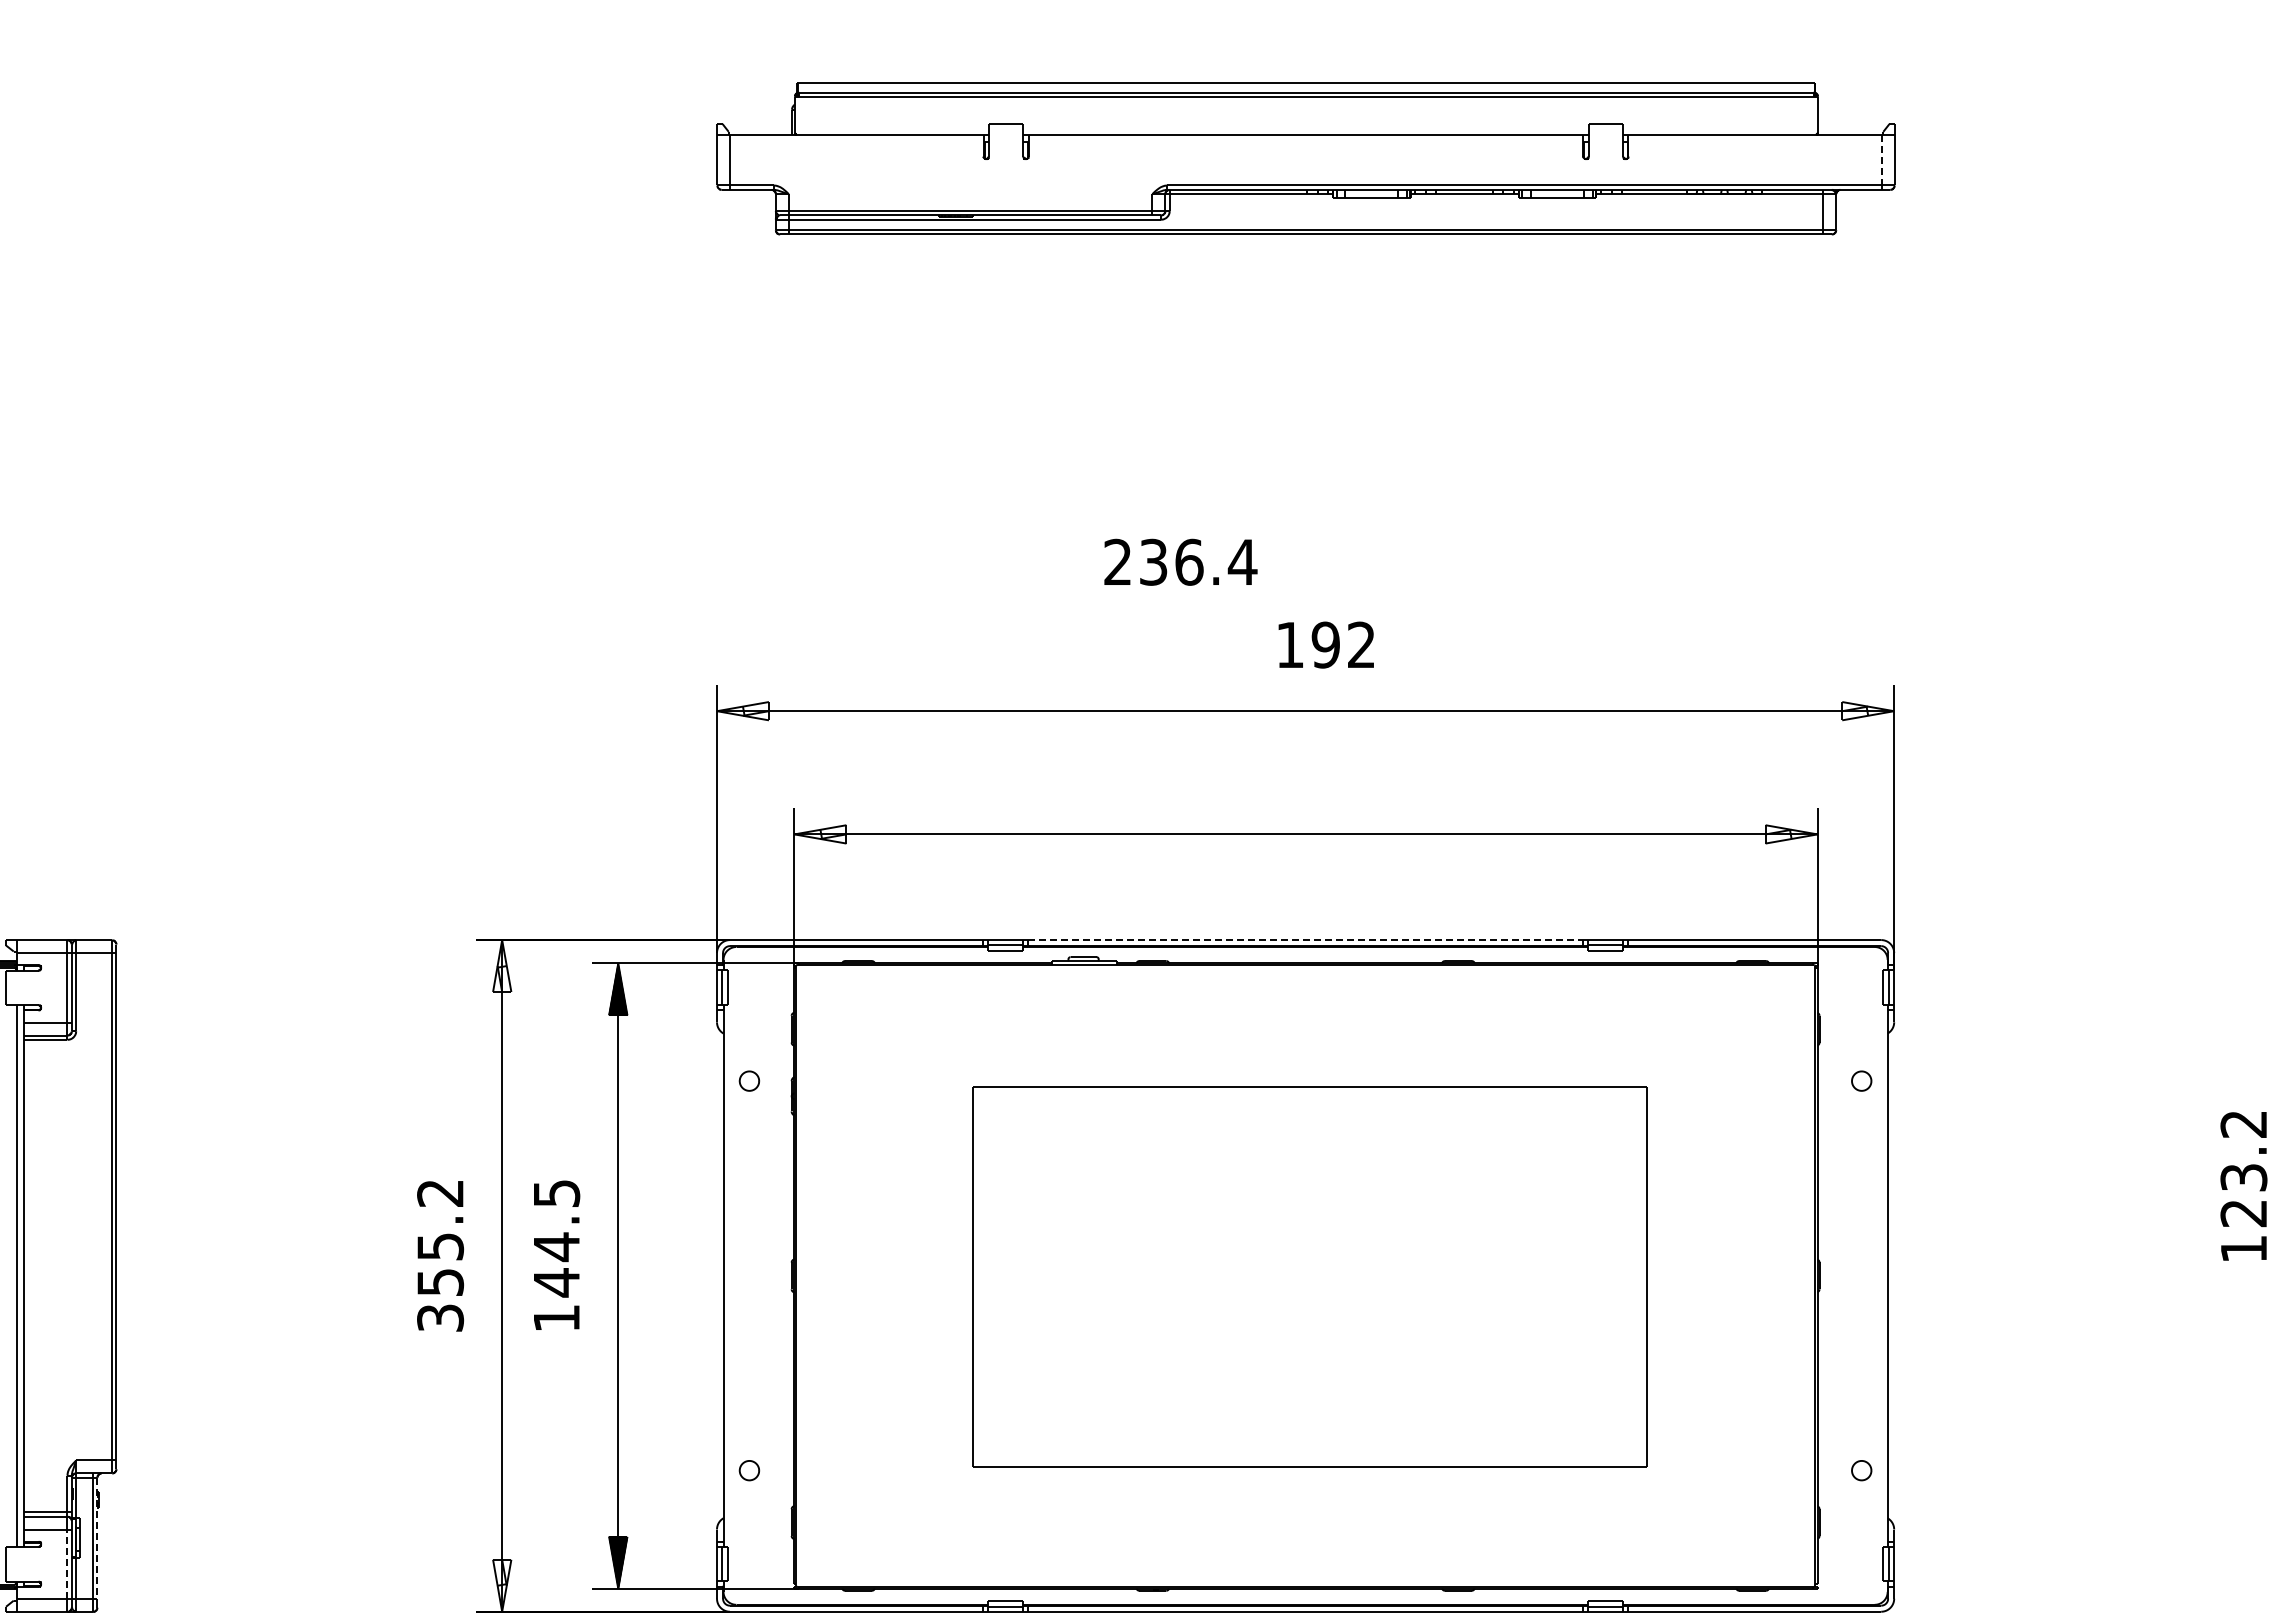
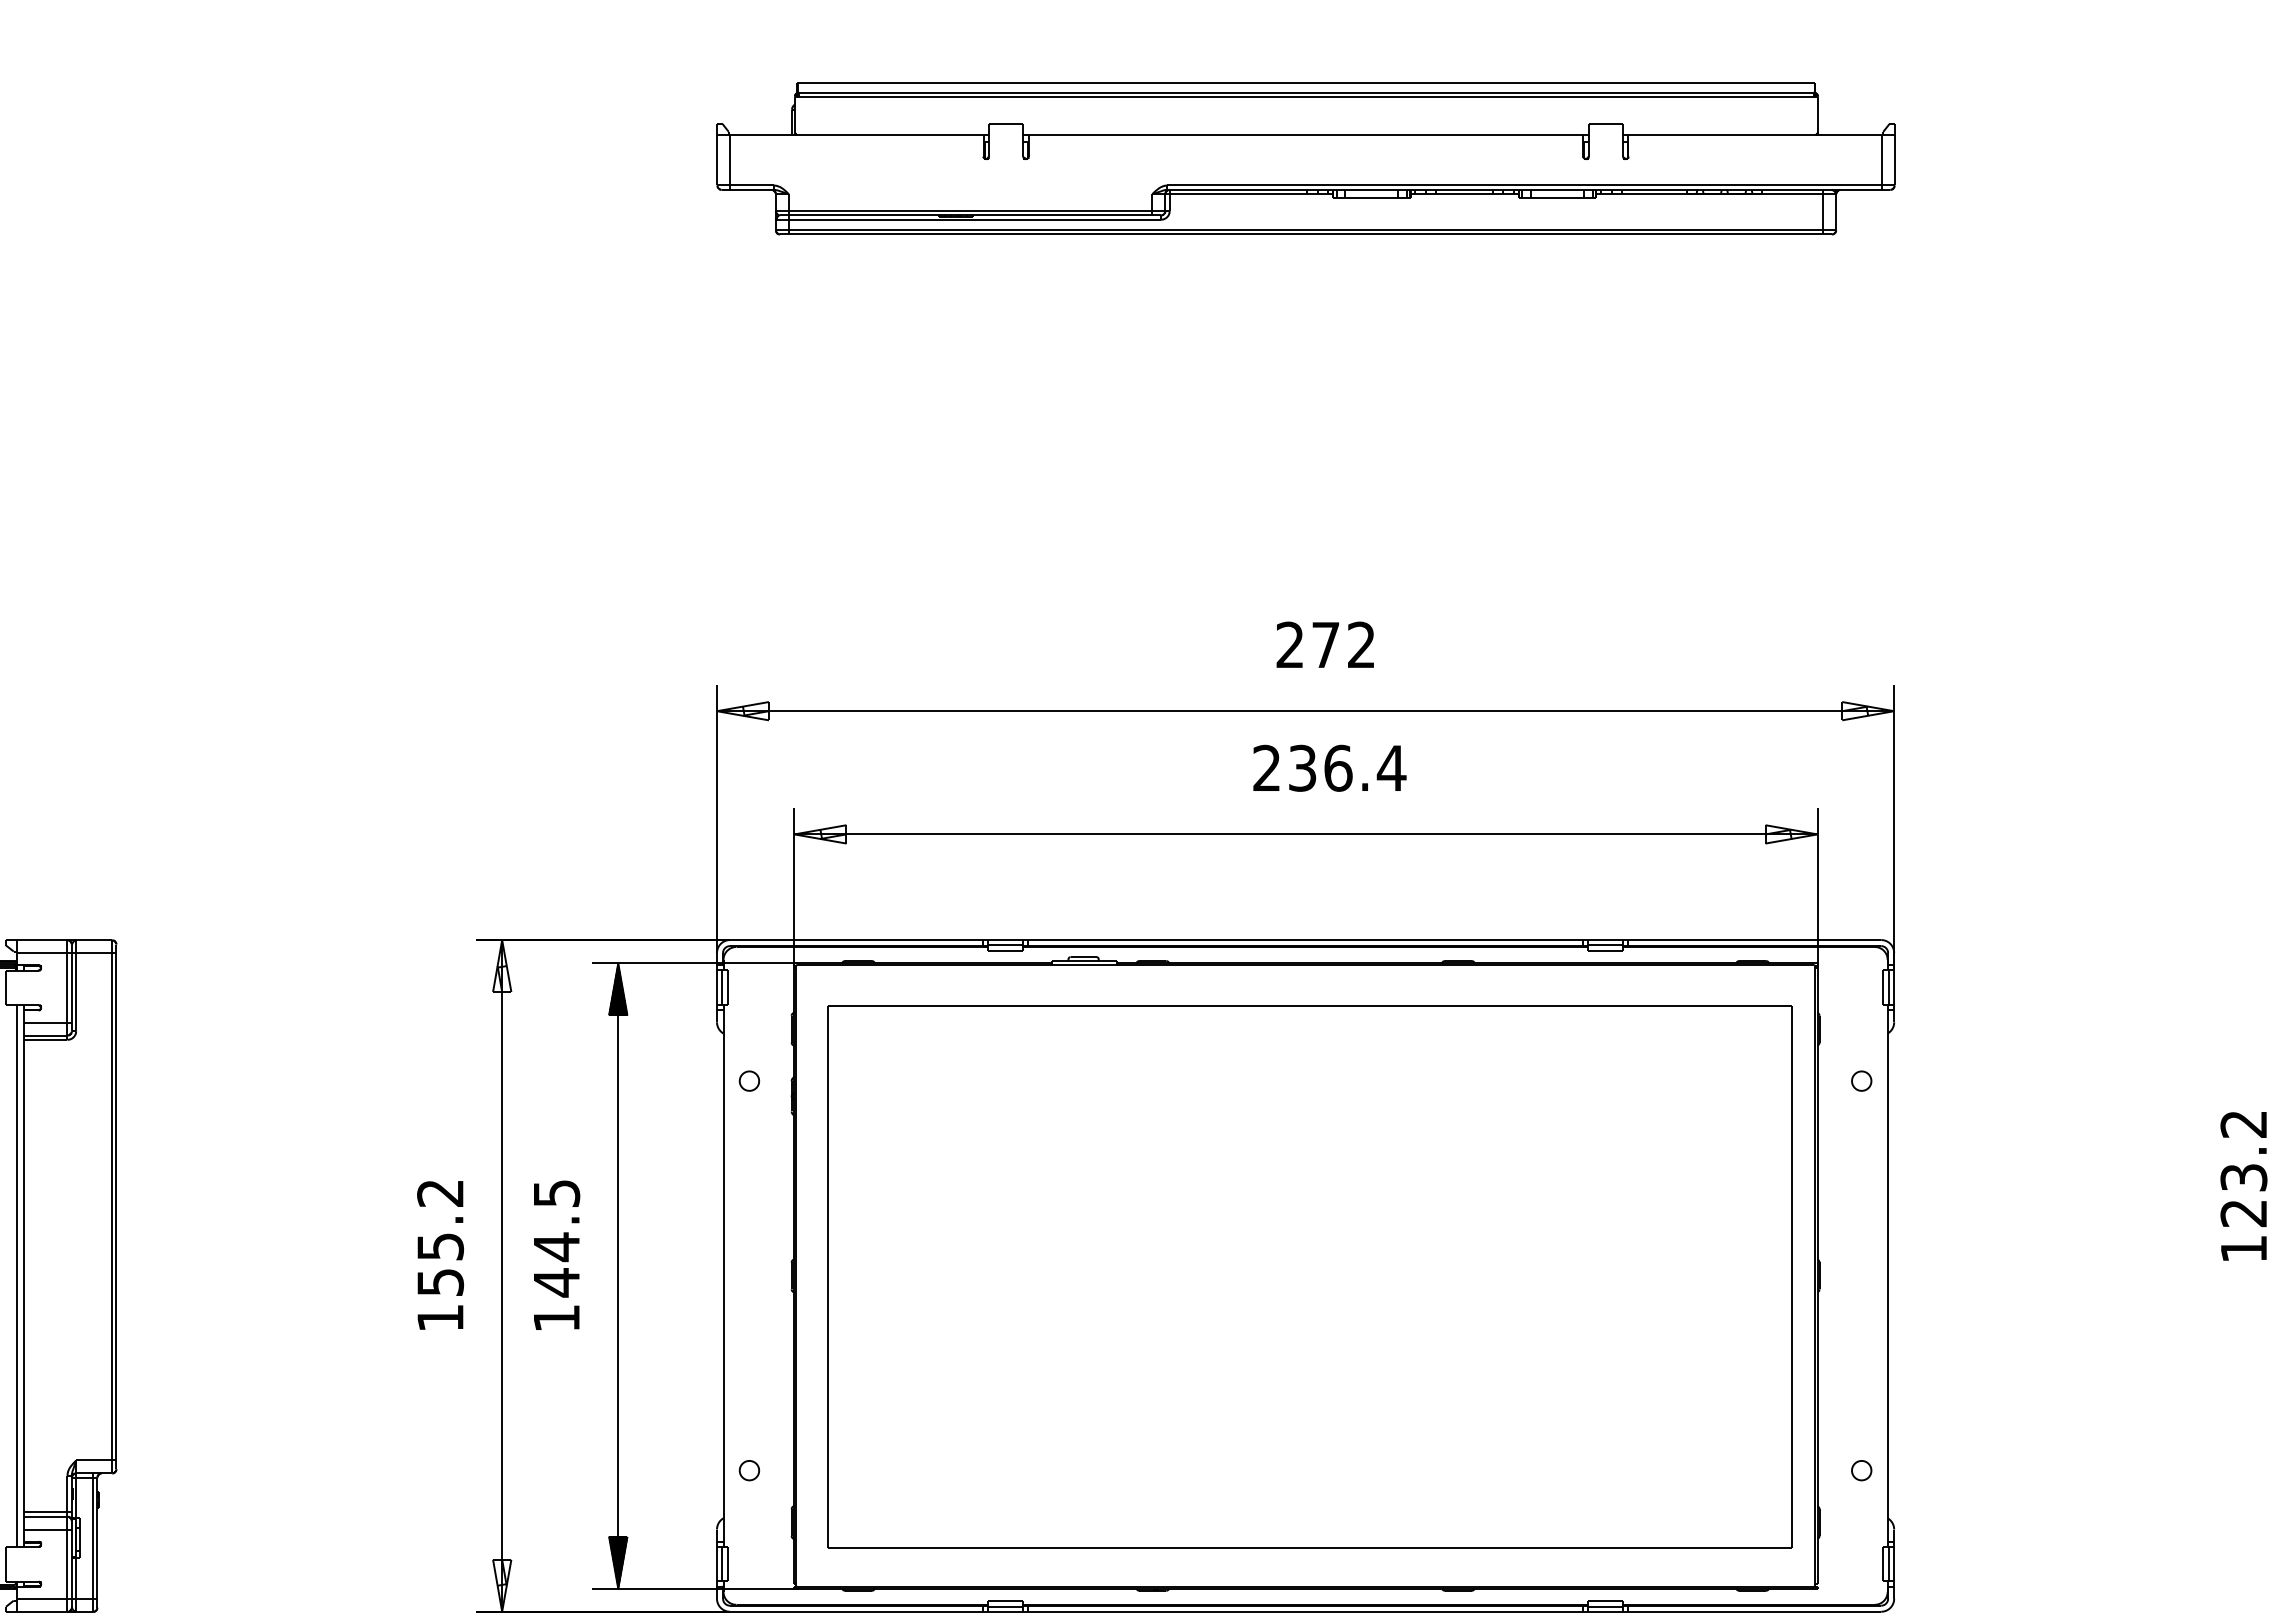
line: dashed -> solid (1881, 160)
text position: (1180, 561) -> (1329, 767) (1329, 767)
text: 192 -> 272 (1307, 644)
line: dashed -> solid (1306, 940)
part size: 676x382 px -> 966x544 px (1309, 1276)
text: 355.2 -> 155.2 (440, 1317)
line: dashed -> solid (97, 1538)
line: dashed -> solid (67, 1564)
